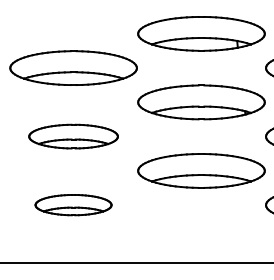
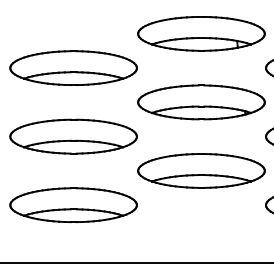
part size: 91x27 px -> 129x37 px (73, 136)
part size: 79x23 px -> 129x36 px (73, 204)
